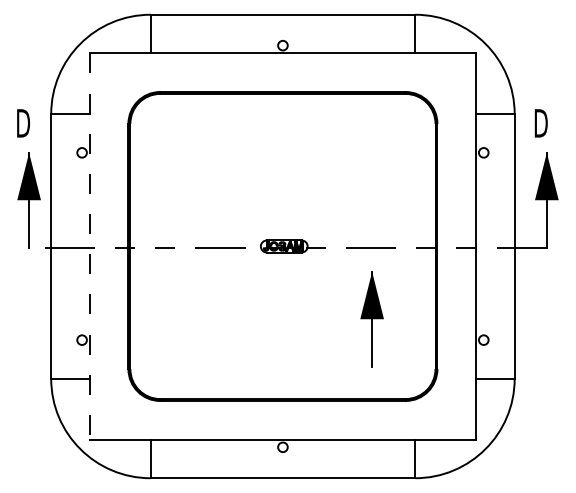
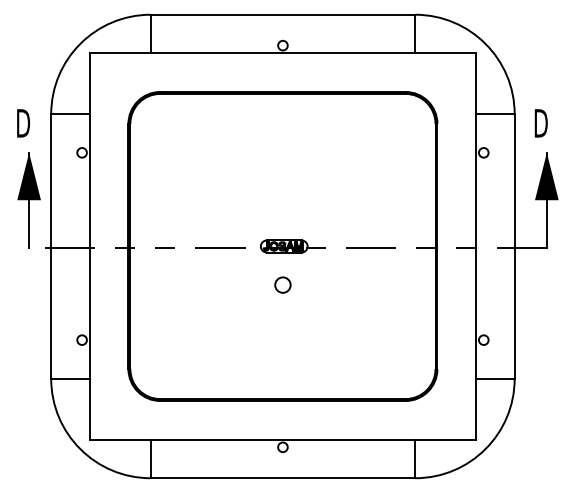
line: dashed -> solid (89, 246)
circle: none -> present (282, 284)
part: present -> none (371, 319)
